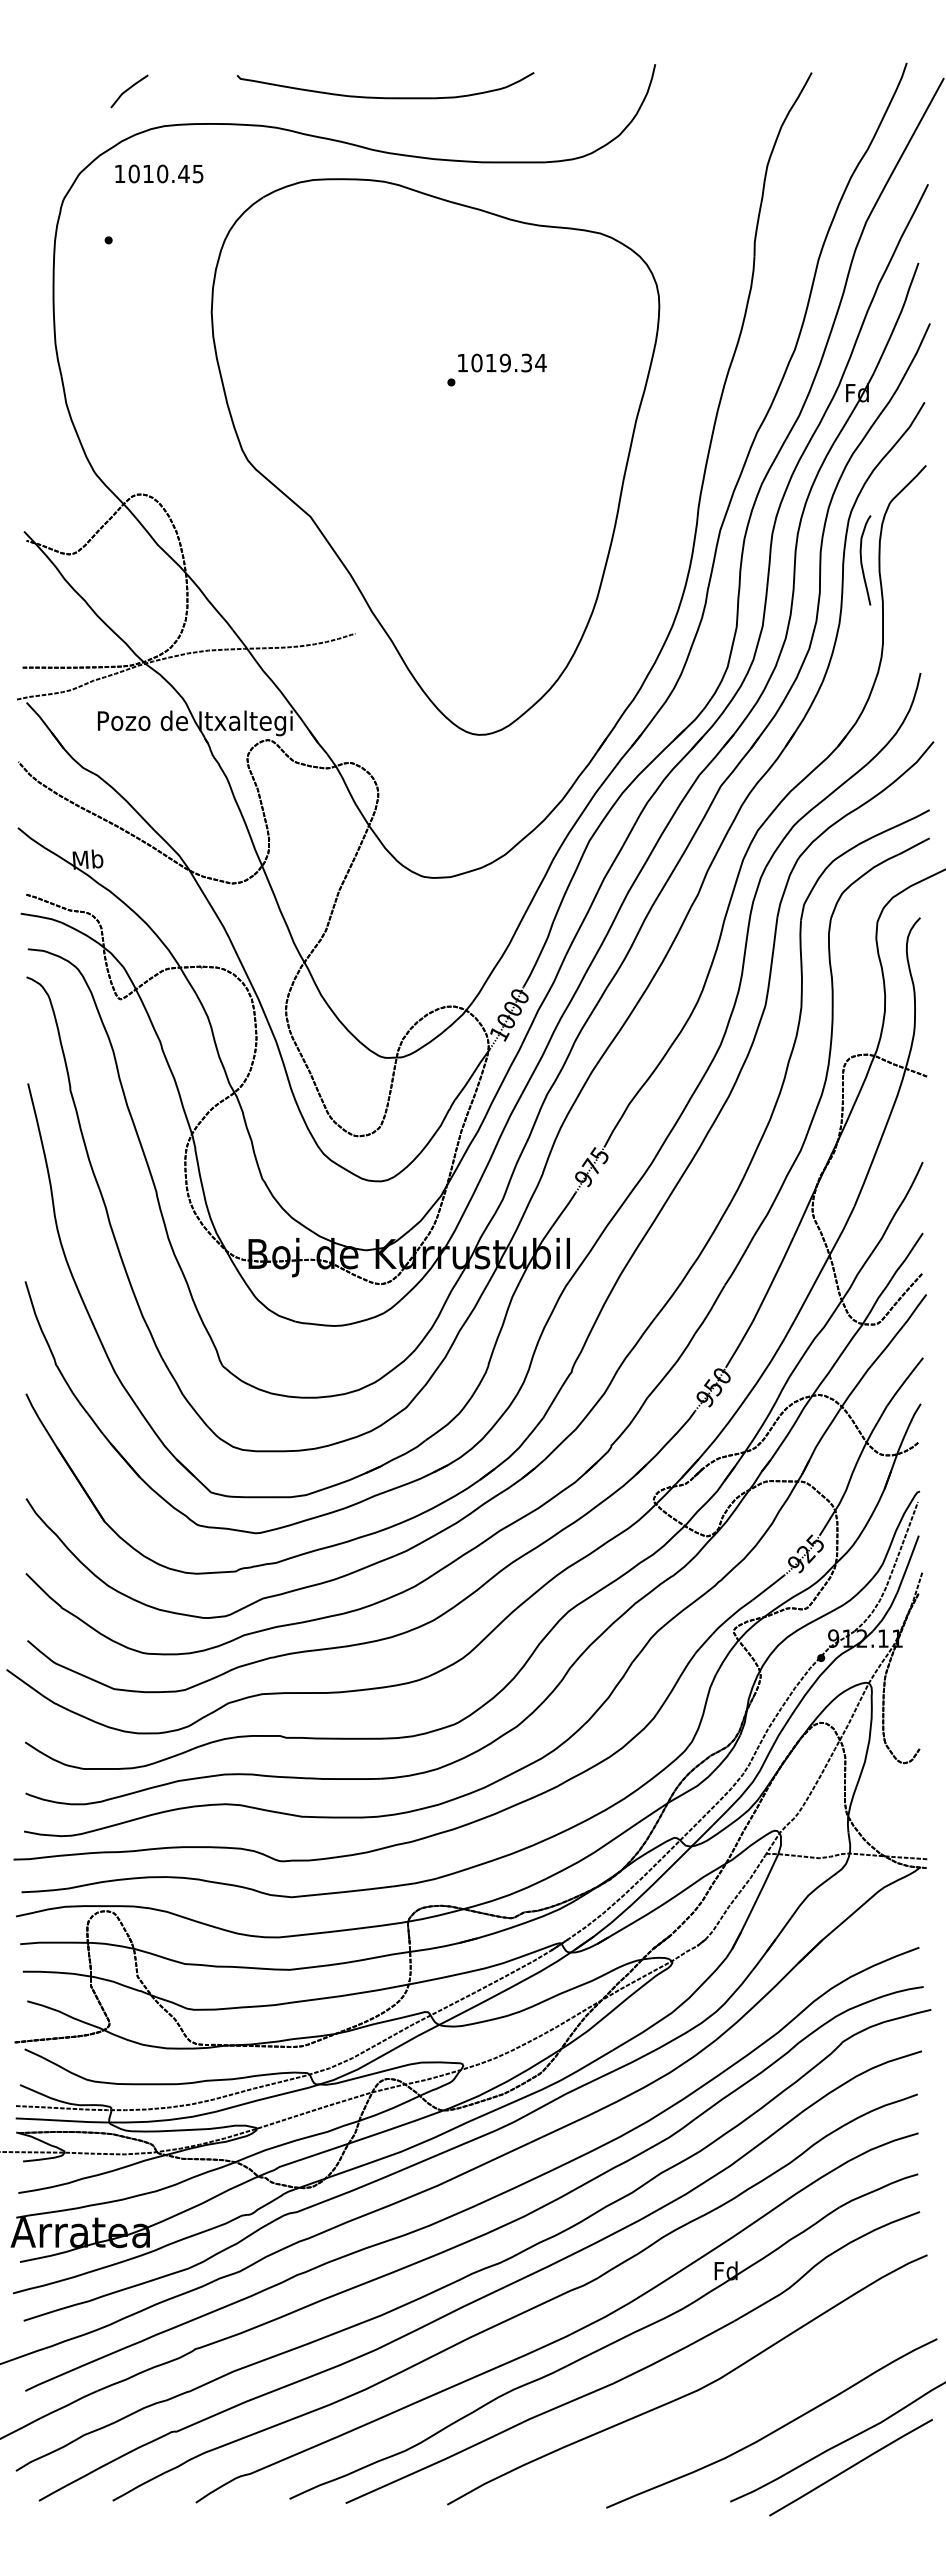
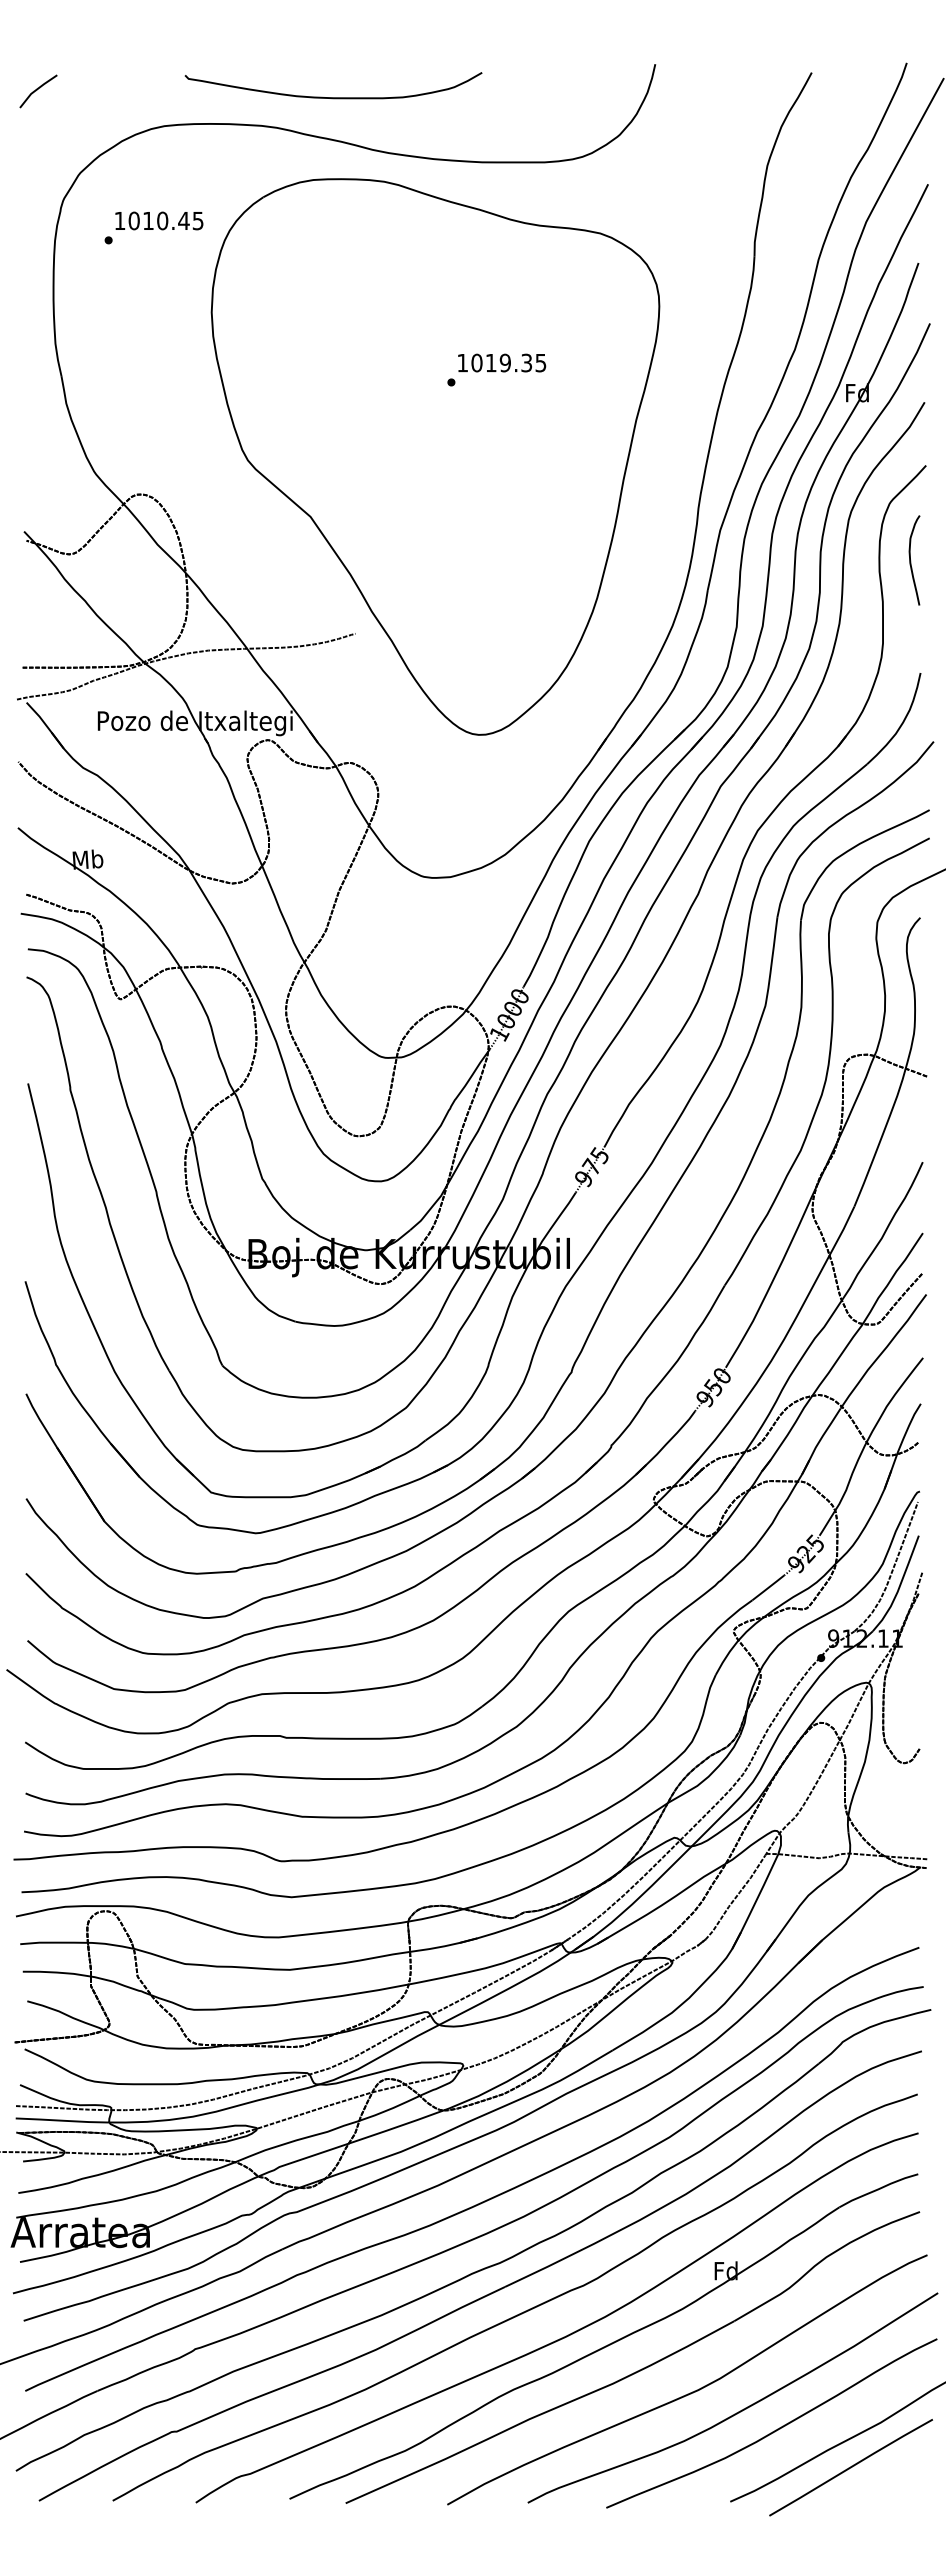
line position: (128, 90) -> (37, 90) (37, 90)
curve position: (385, 97) -> (333, 97) (333, 97)
text position: (159, 173) -> (159, 220) (159, 220)
text: 1019.34 -> 1019.35 (540, 363)
curve position: (862, 560) -> (911, 560) (911, 560)
curve: none -> present (741, 2409)
